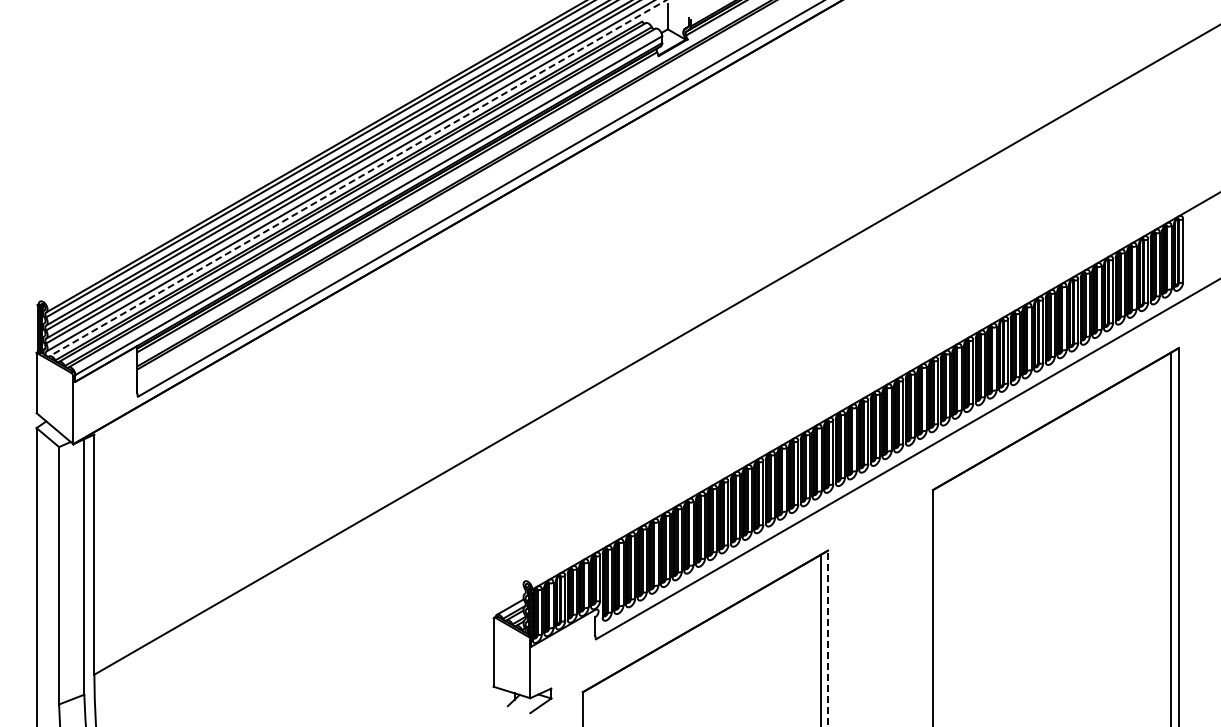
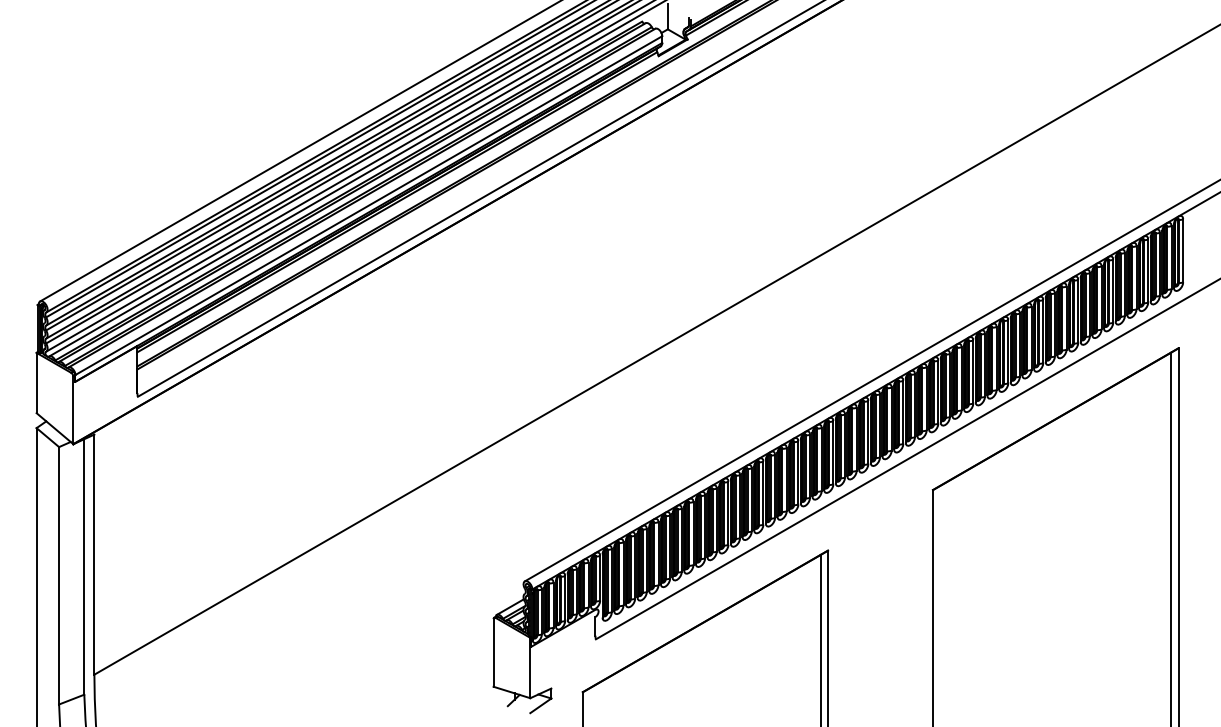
line: none -> present (299, 151)
line: dashed -> solid (357, 178)
line: none -> present (870, 381)
line: dashed -> solid (827, 638)
